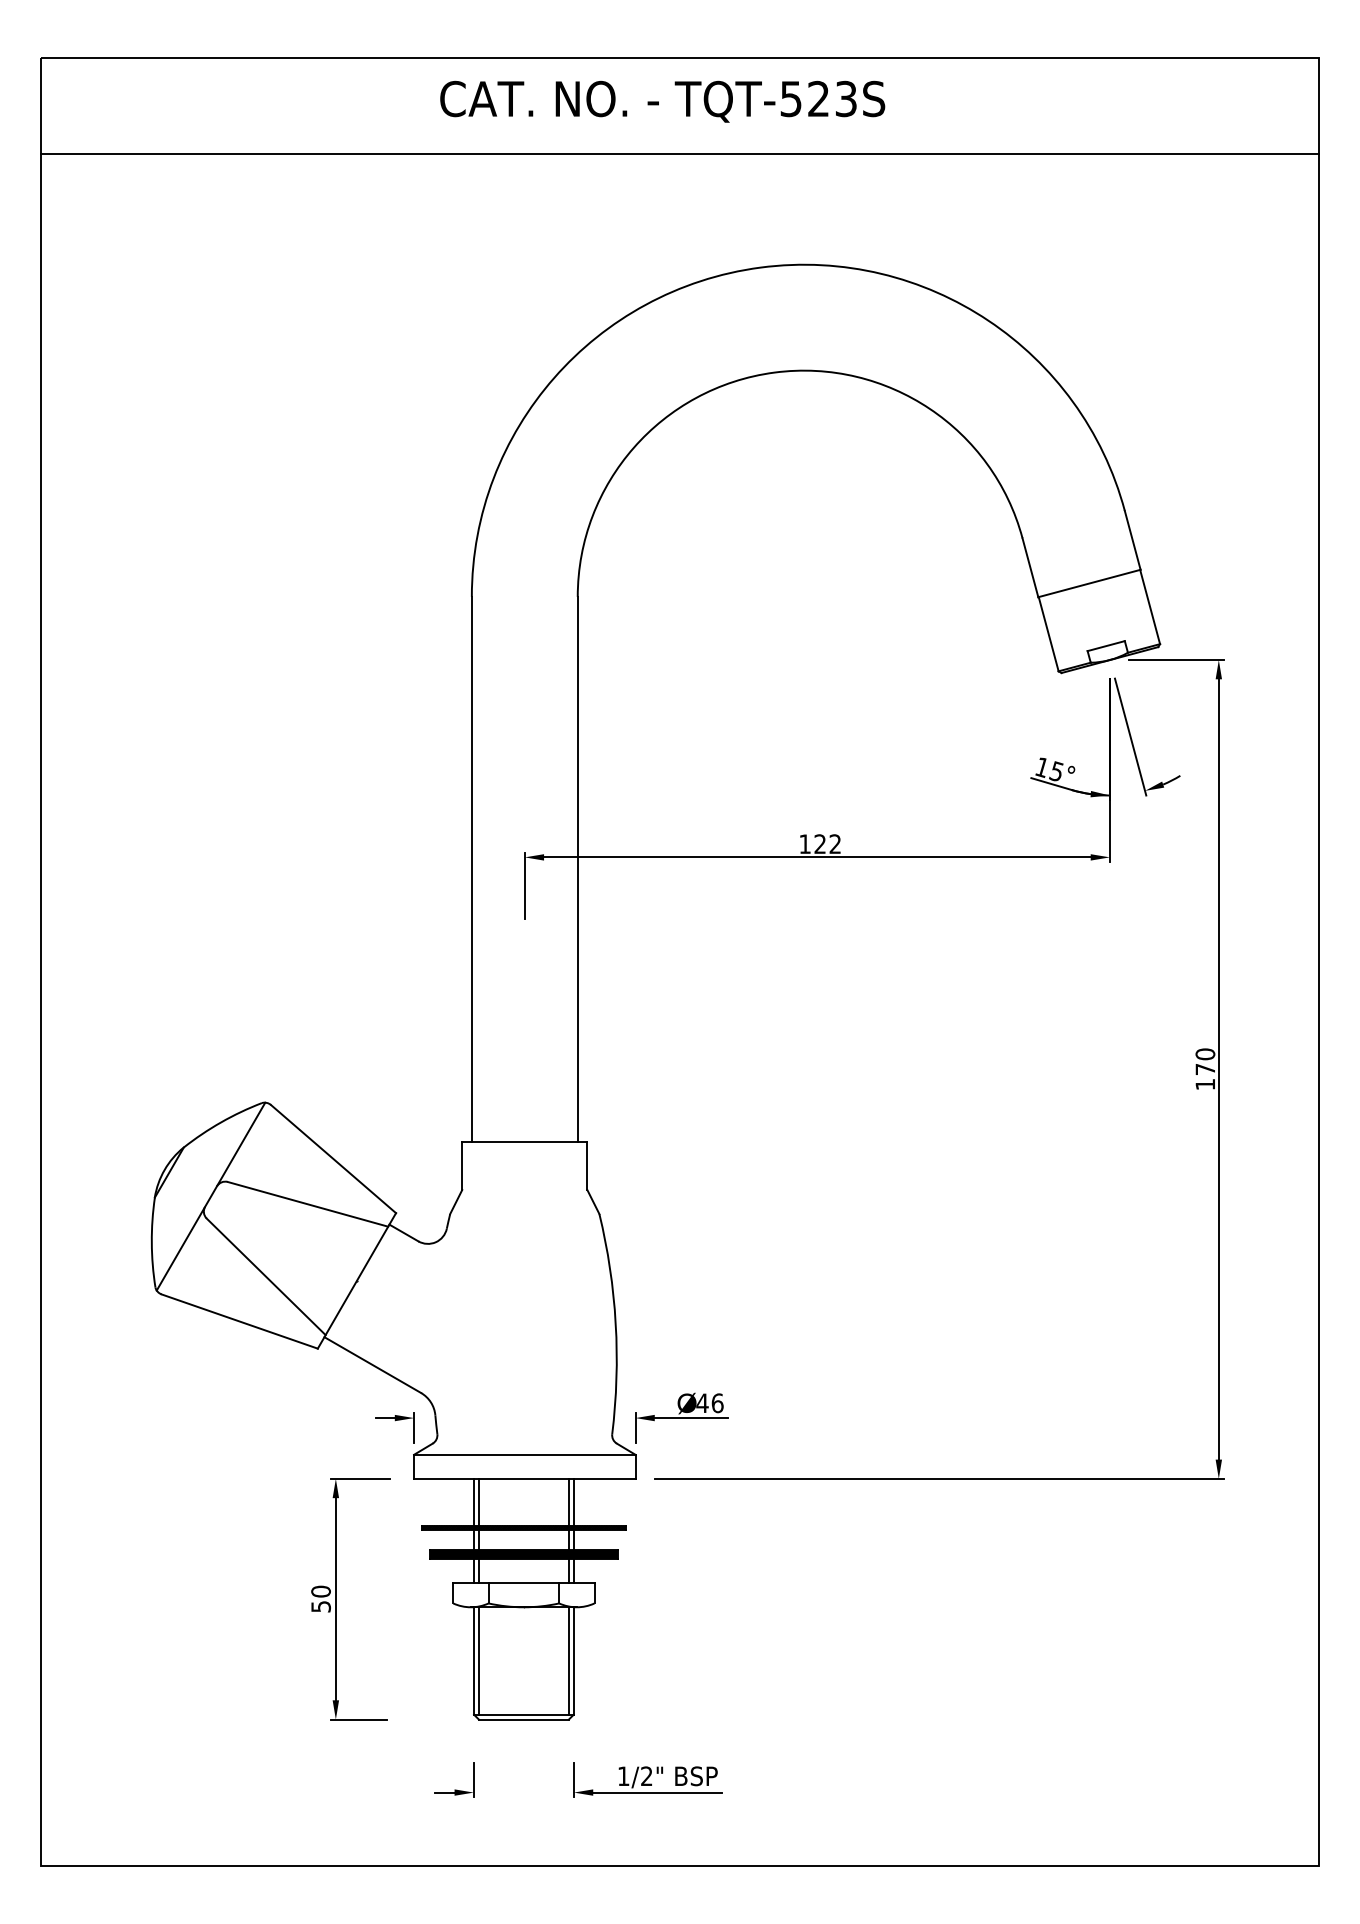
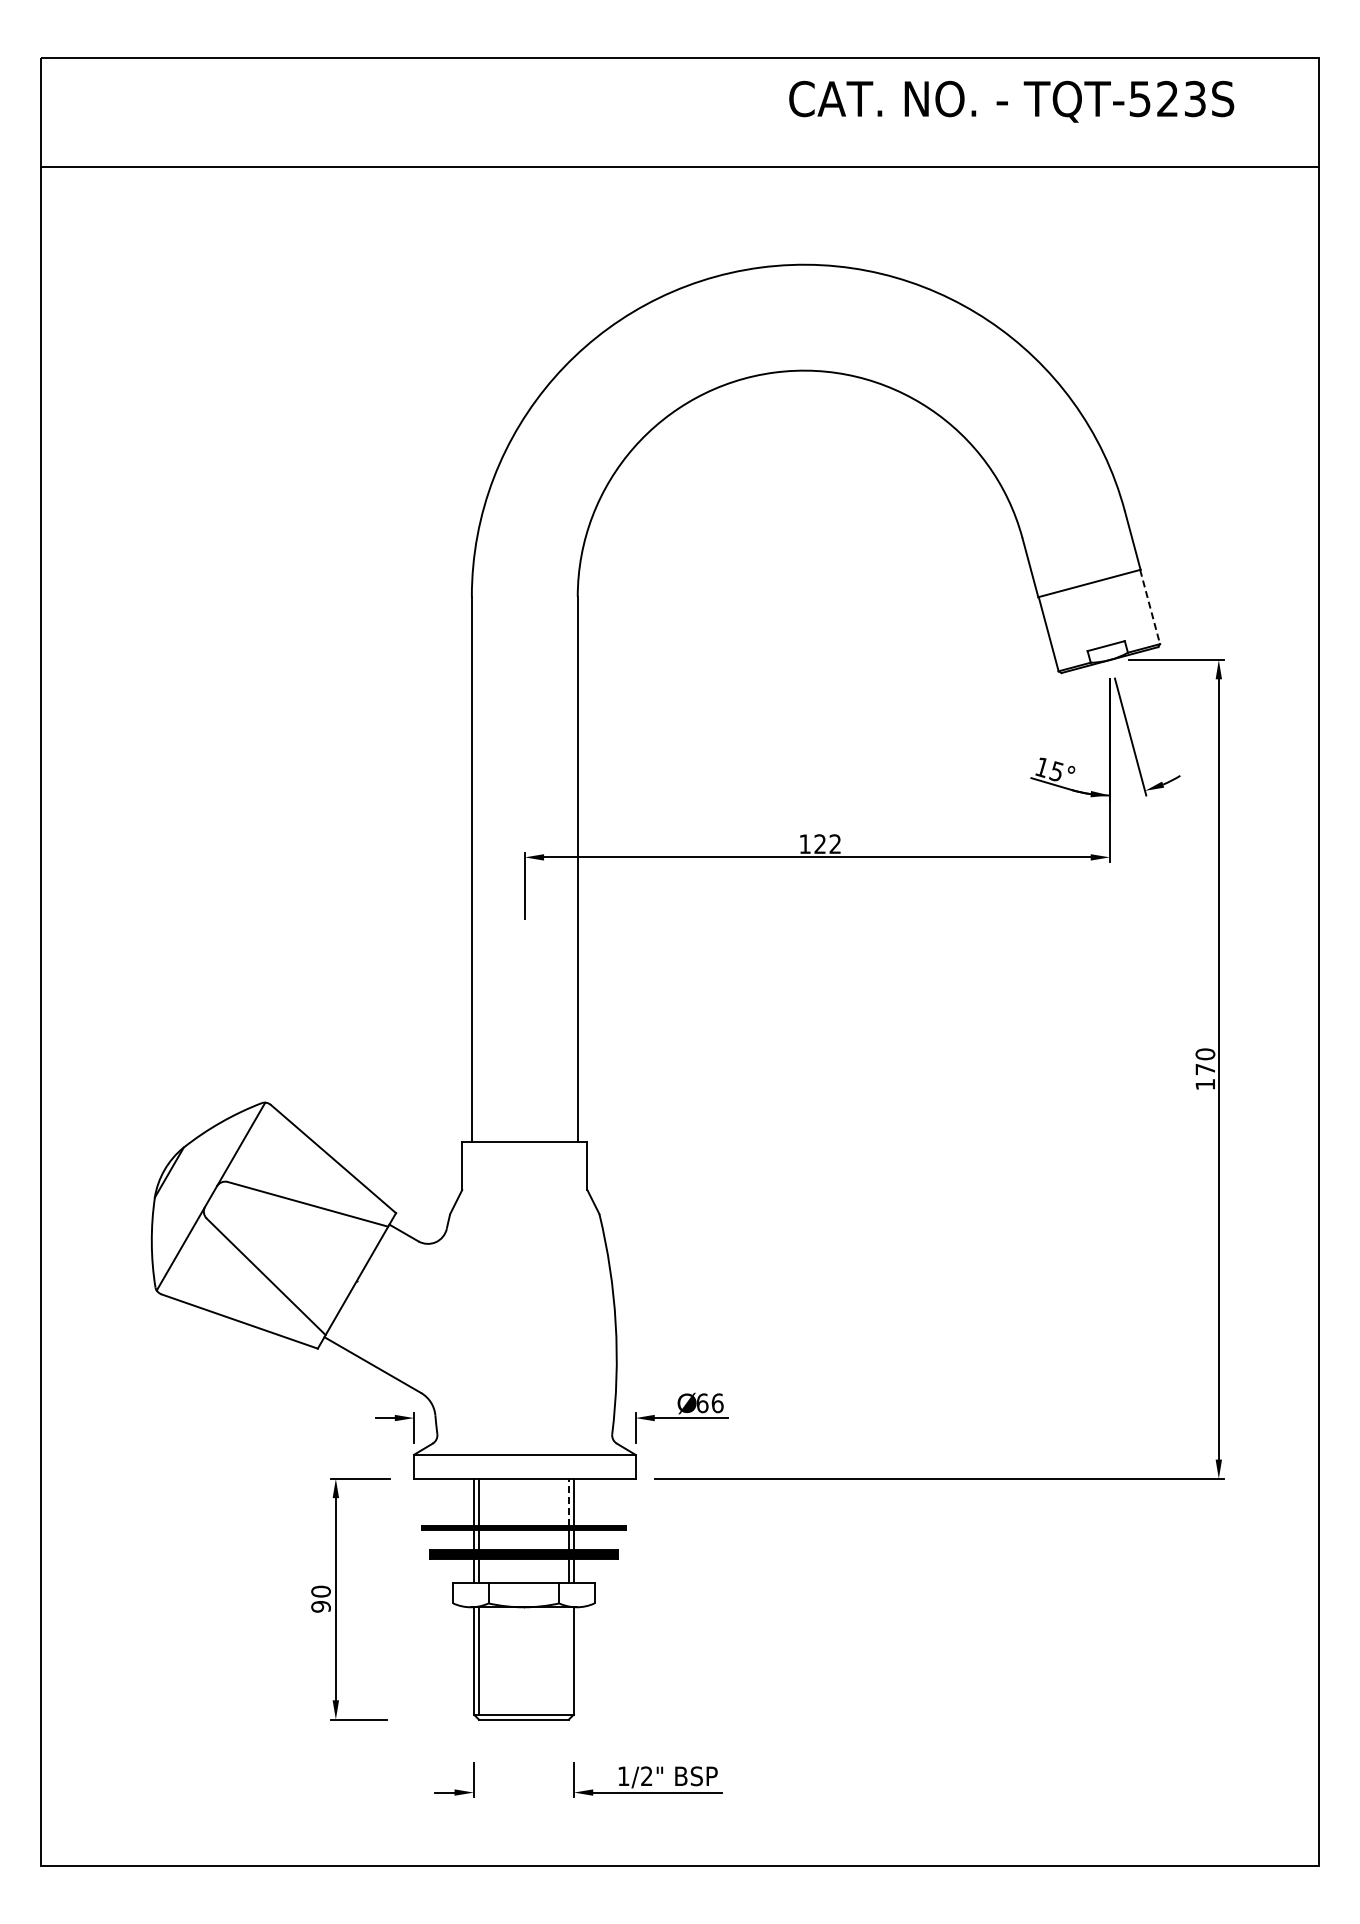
text position: (662, 101) -> (1011, 101) (1011, 101)
line position: (679, 153) -> (679, 166) (679, 166)
line: solid -> dashed (1150, 607)
text: 46 -> 66 (702, 1403)
line: solid -> dashed (568, 1501)
text: 50 -> 90 (320, 1606)
line: present -> none (568, 1660)
